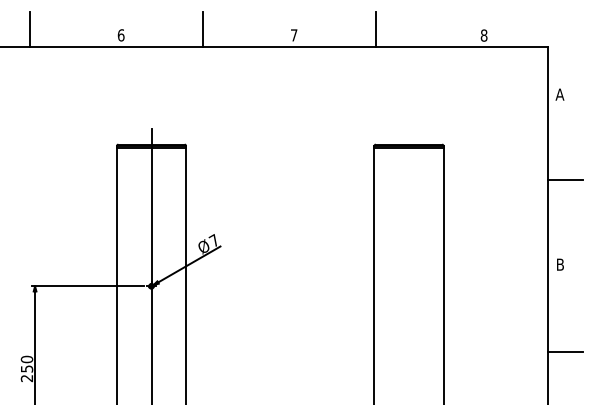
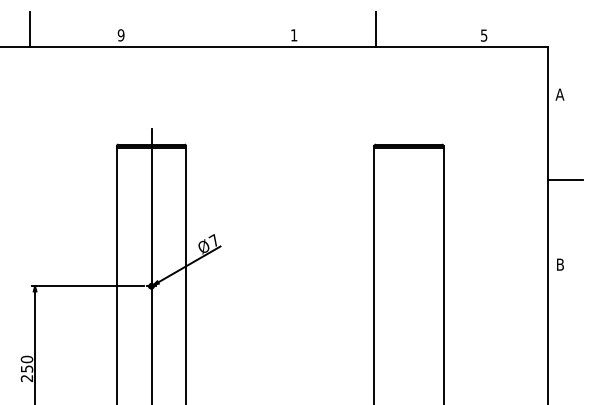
line: present -> none (202, 28)
text: 6 -> 9 (120, 35)
text: 7 -> 1 (294, 35)
text: 8 -> 5 (483, 35)
line: present -> none (565, 352)
